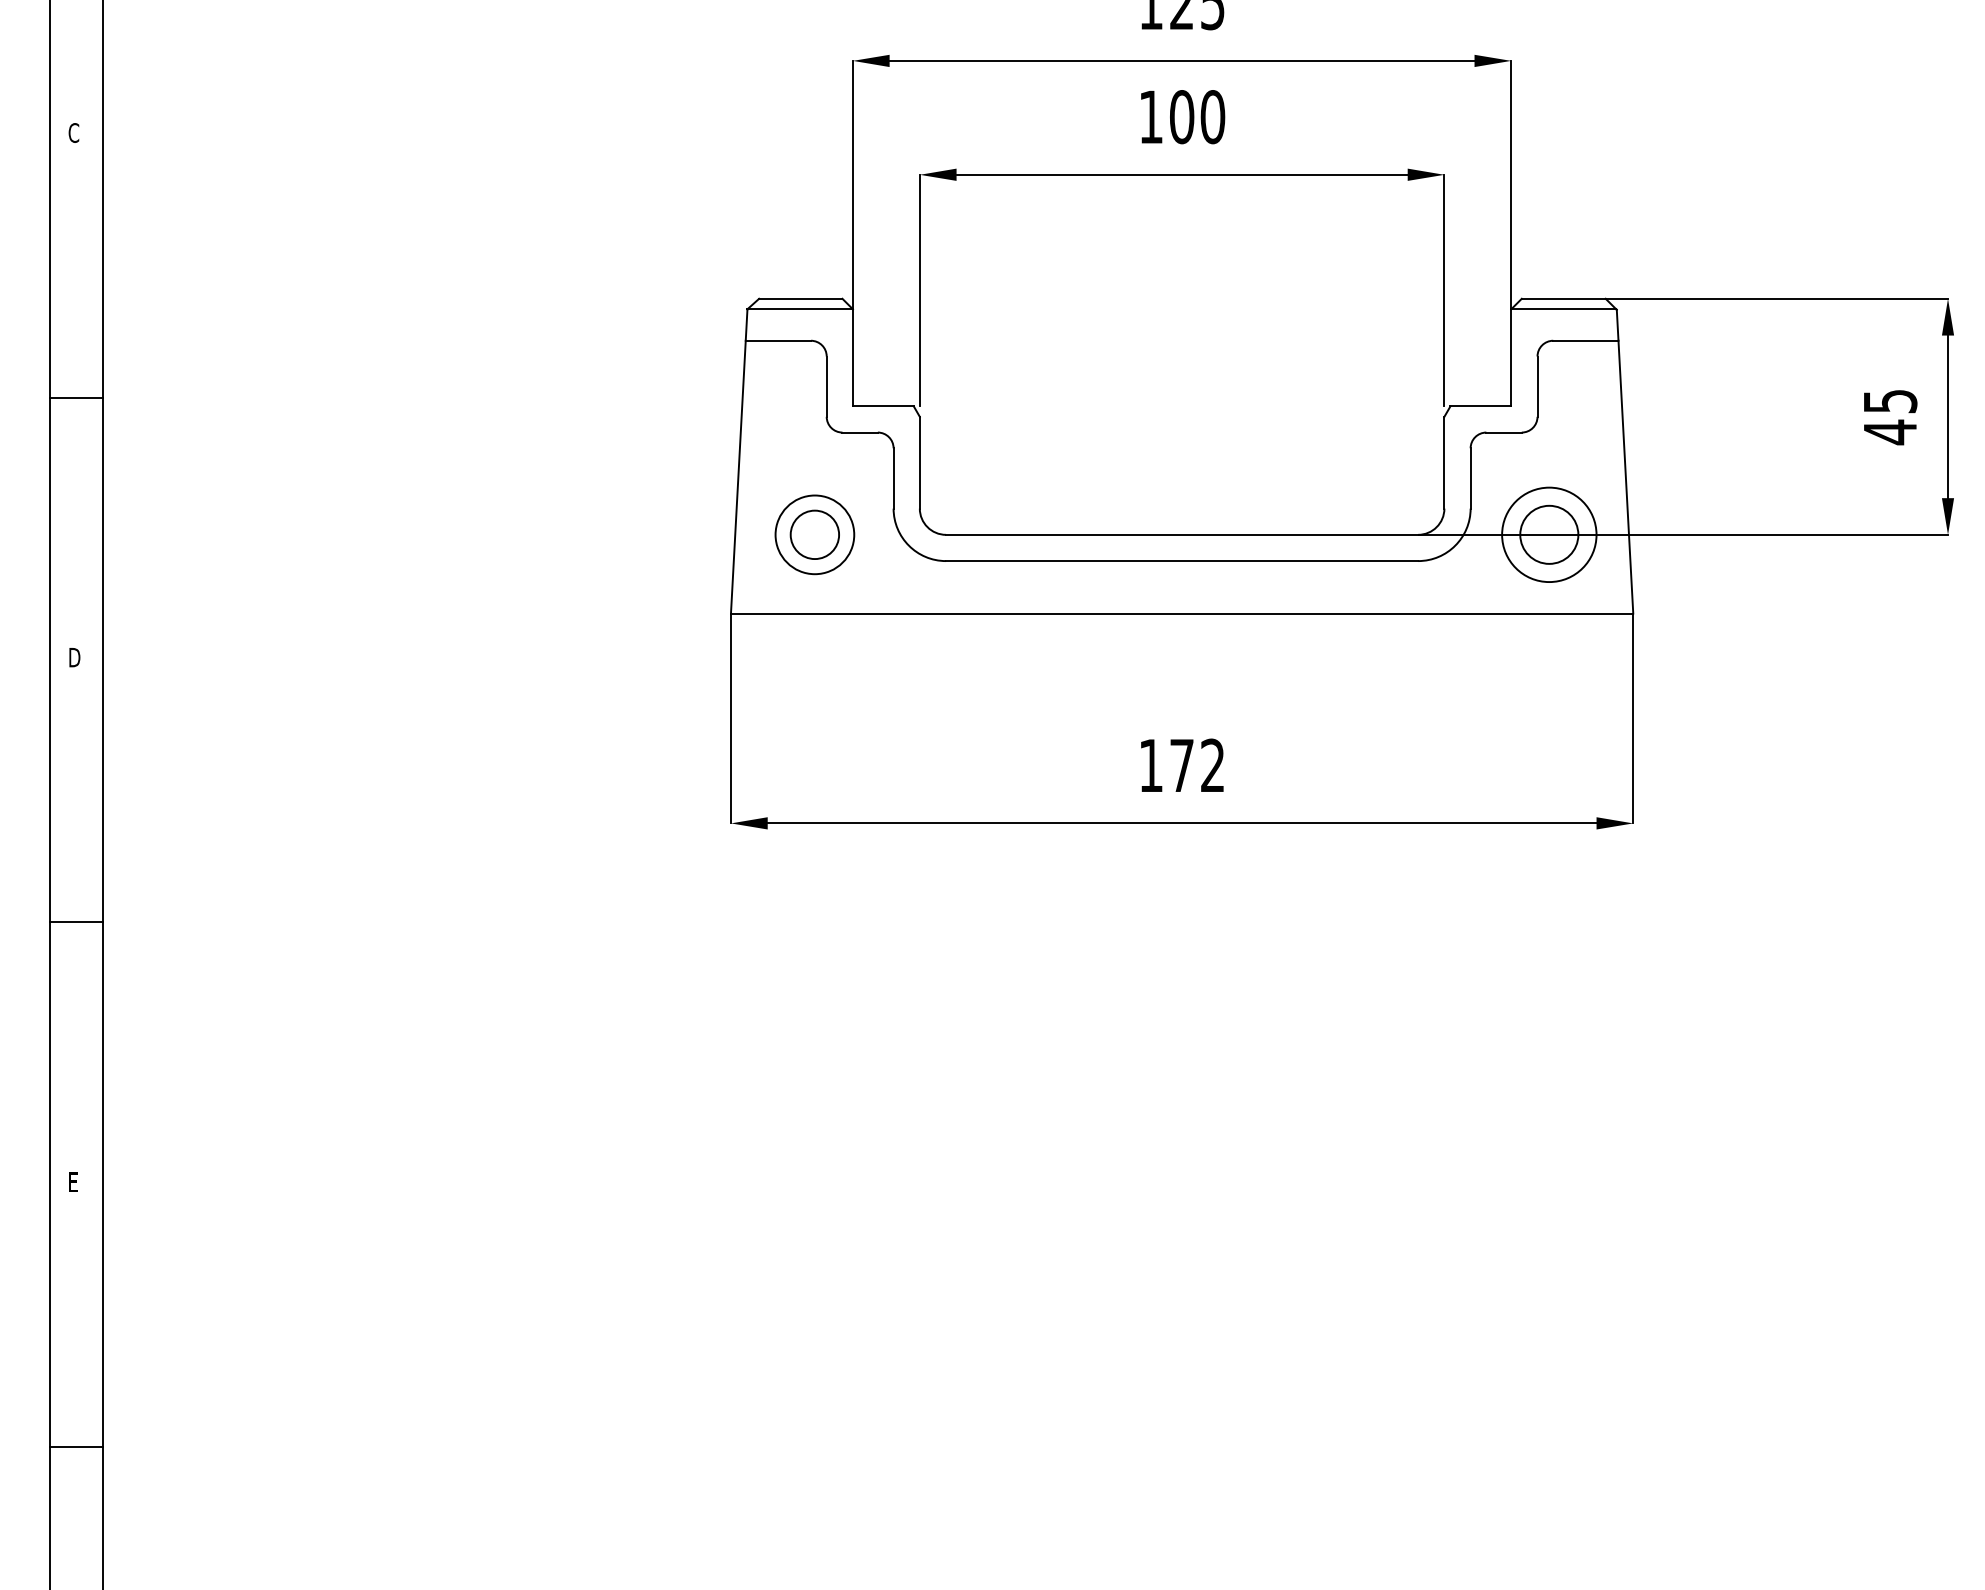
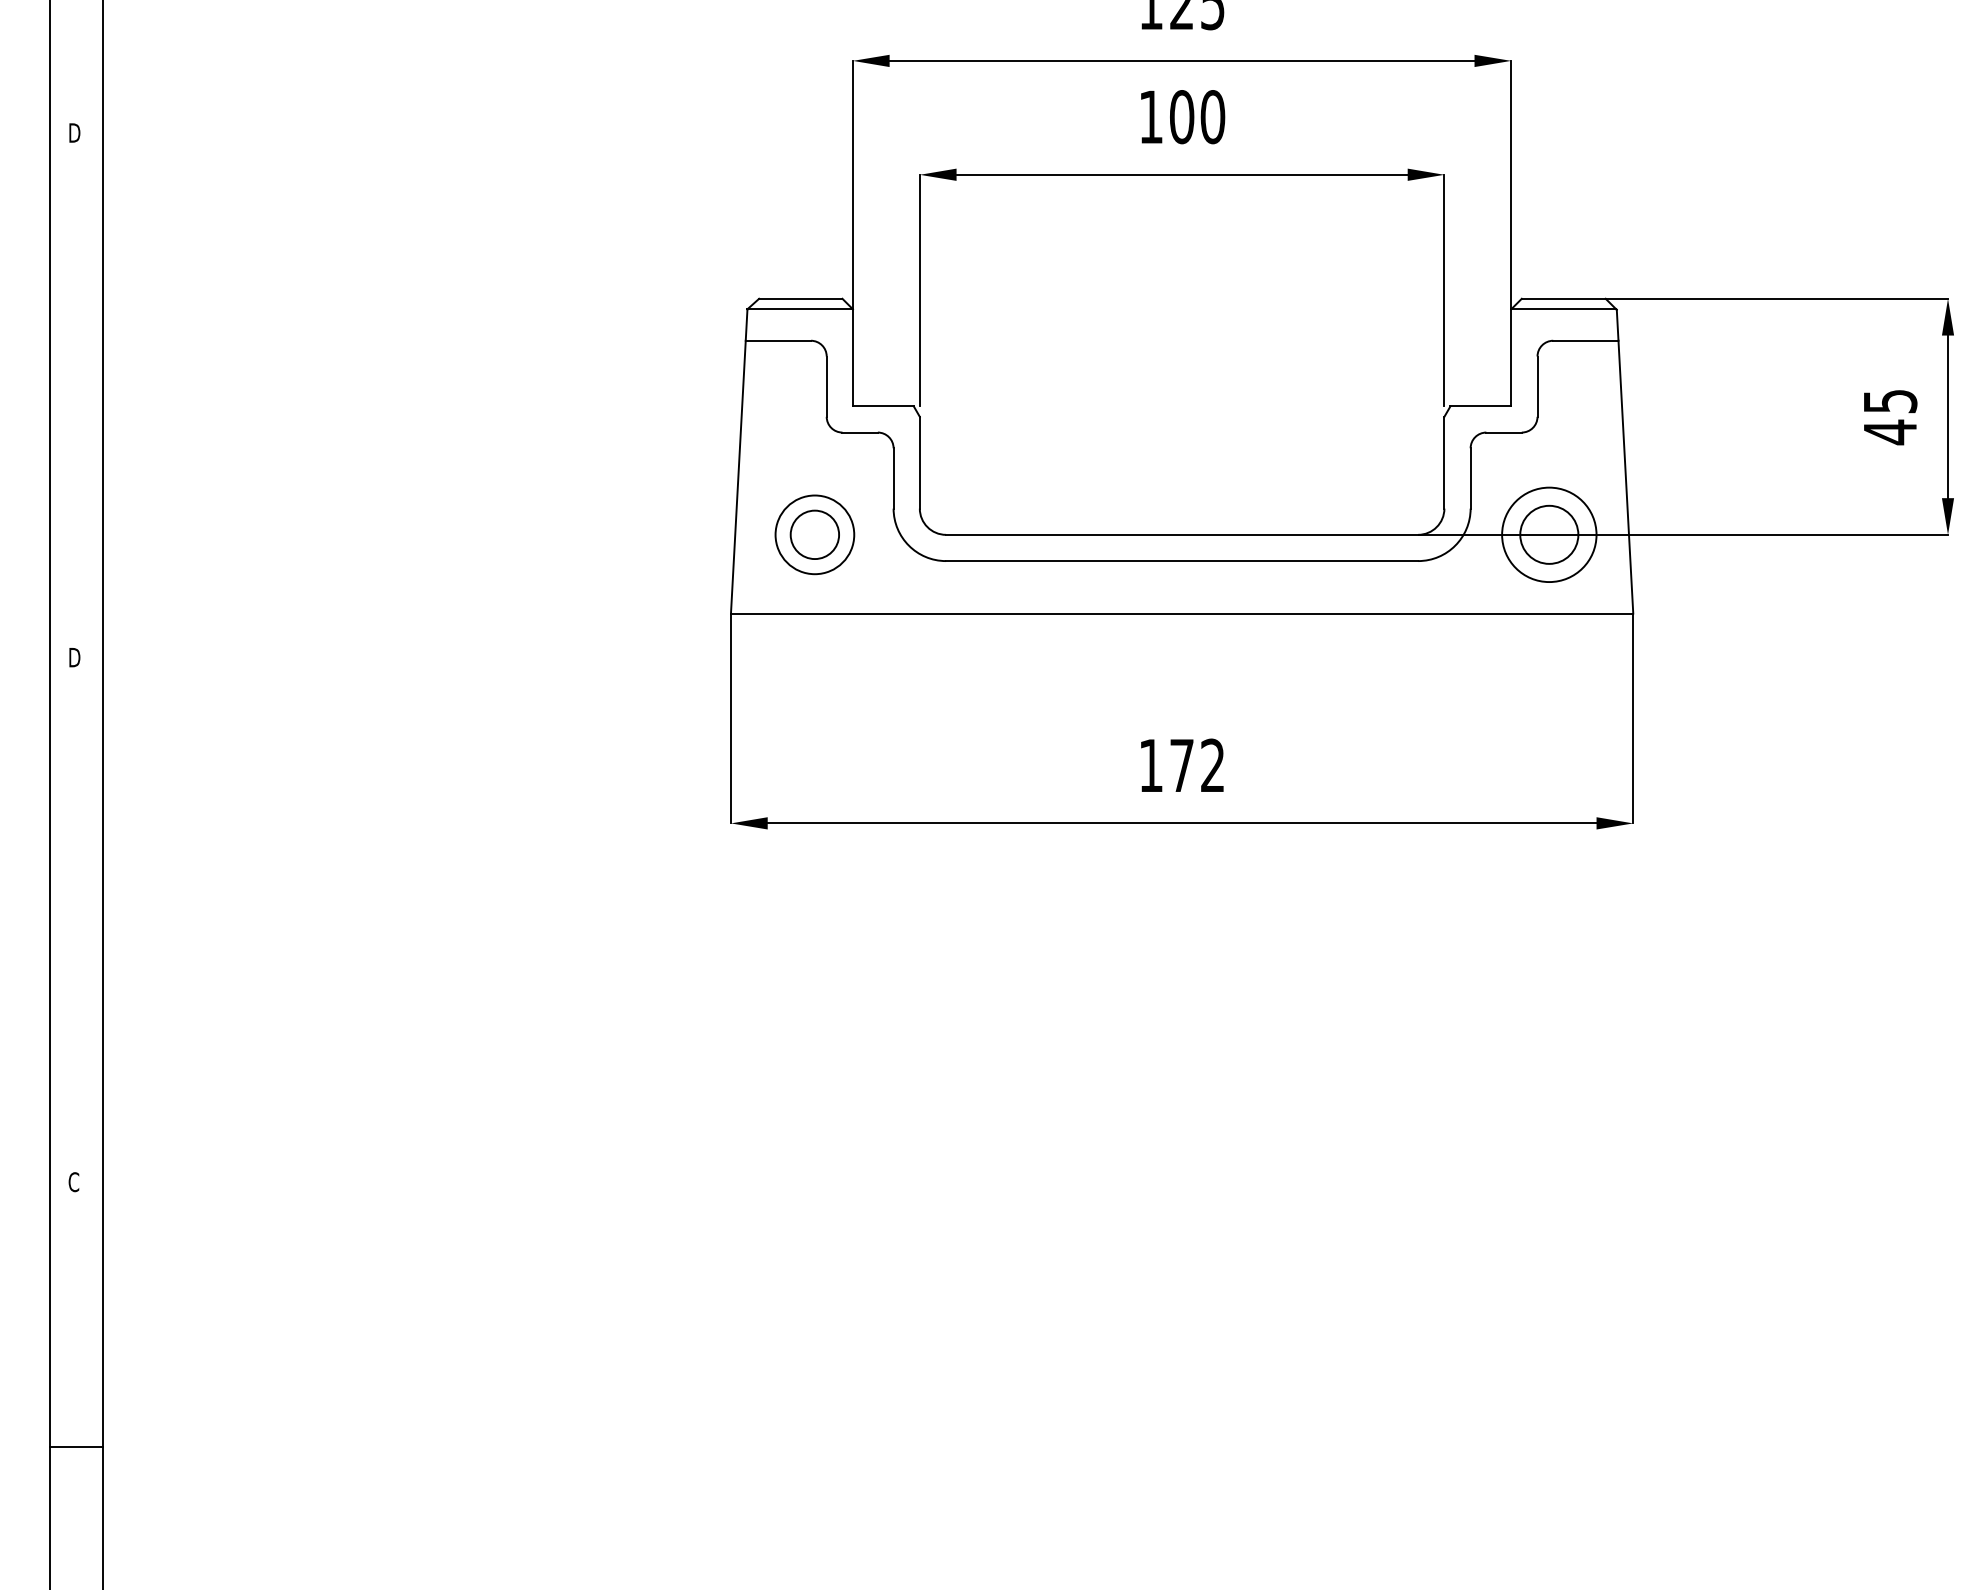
text: C -> D (74, 132)
line: present -> none (76, 397)
line: present -> none (76, 922)
text: E -> C (73, 1182)
